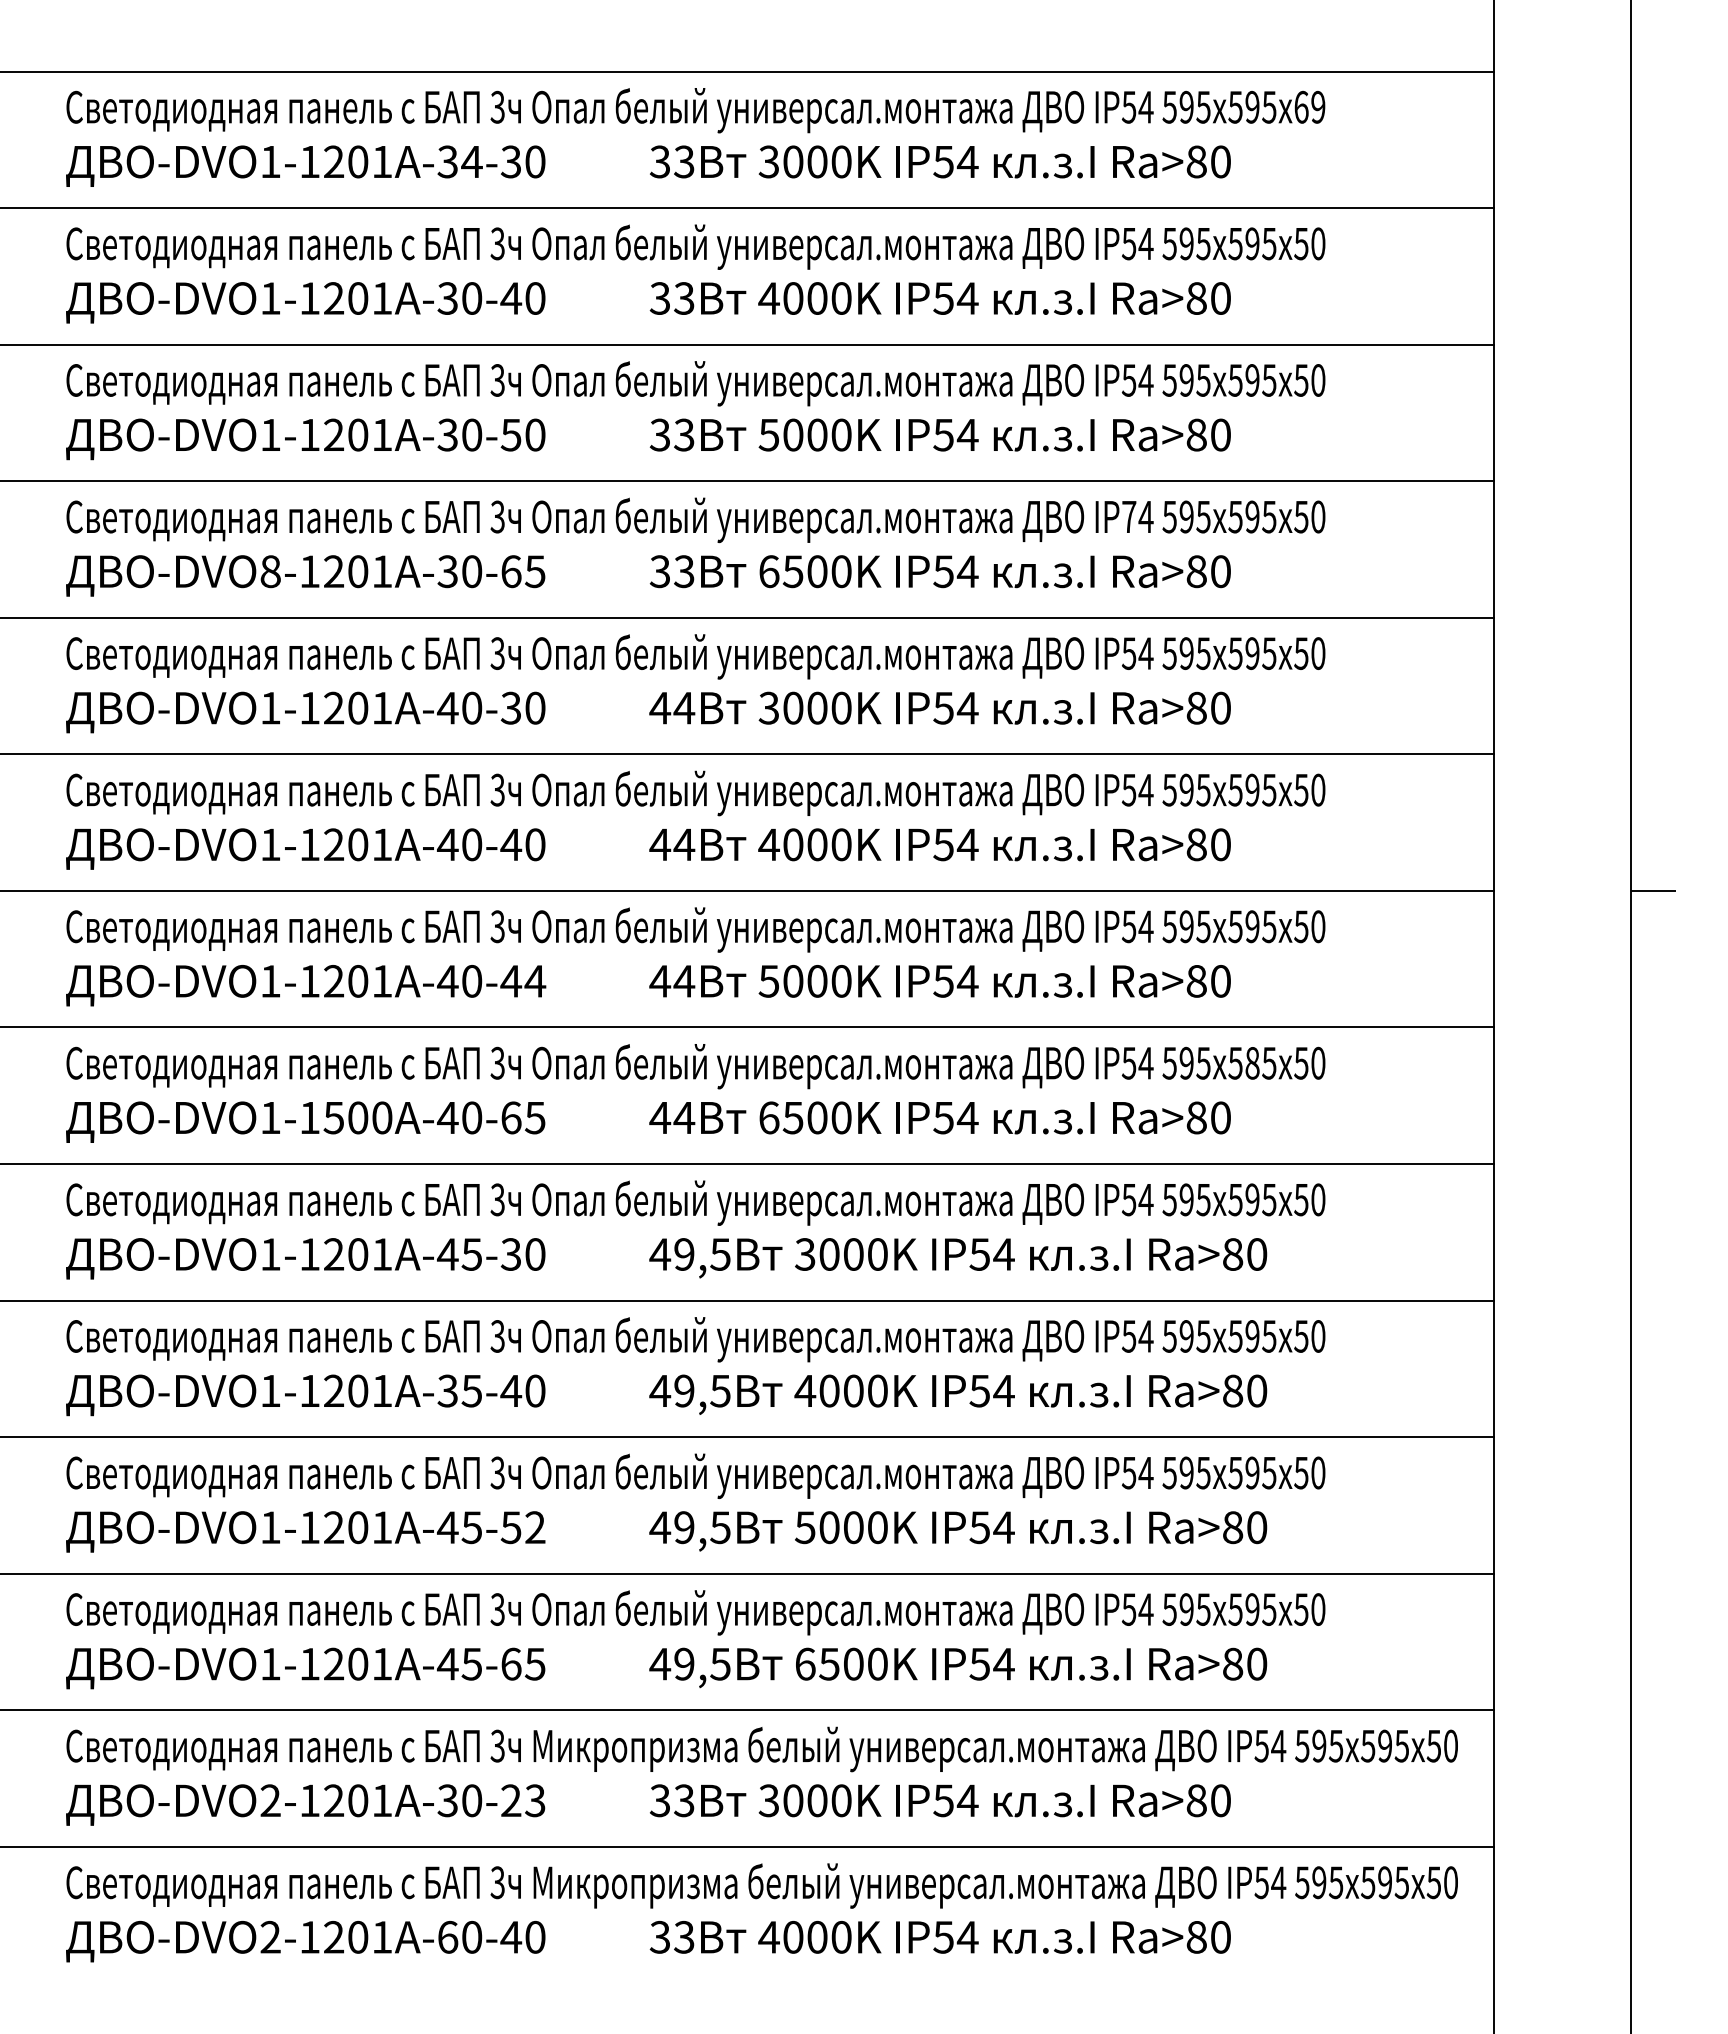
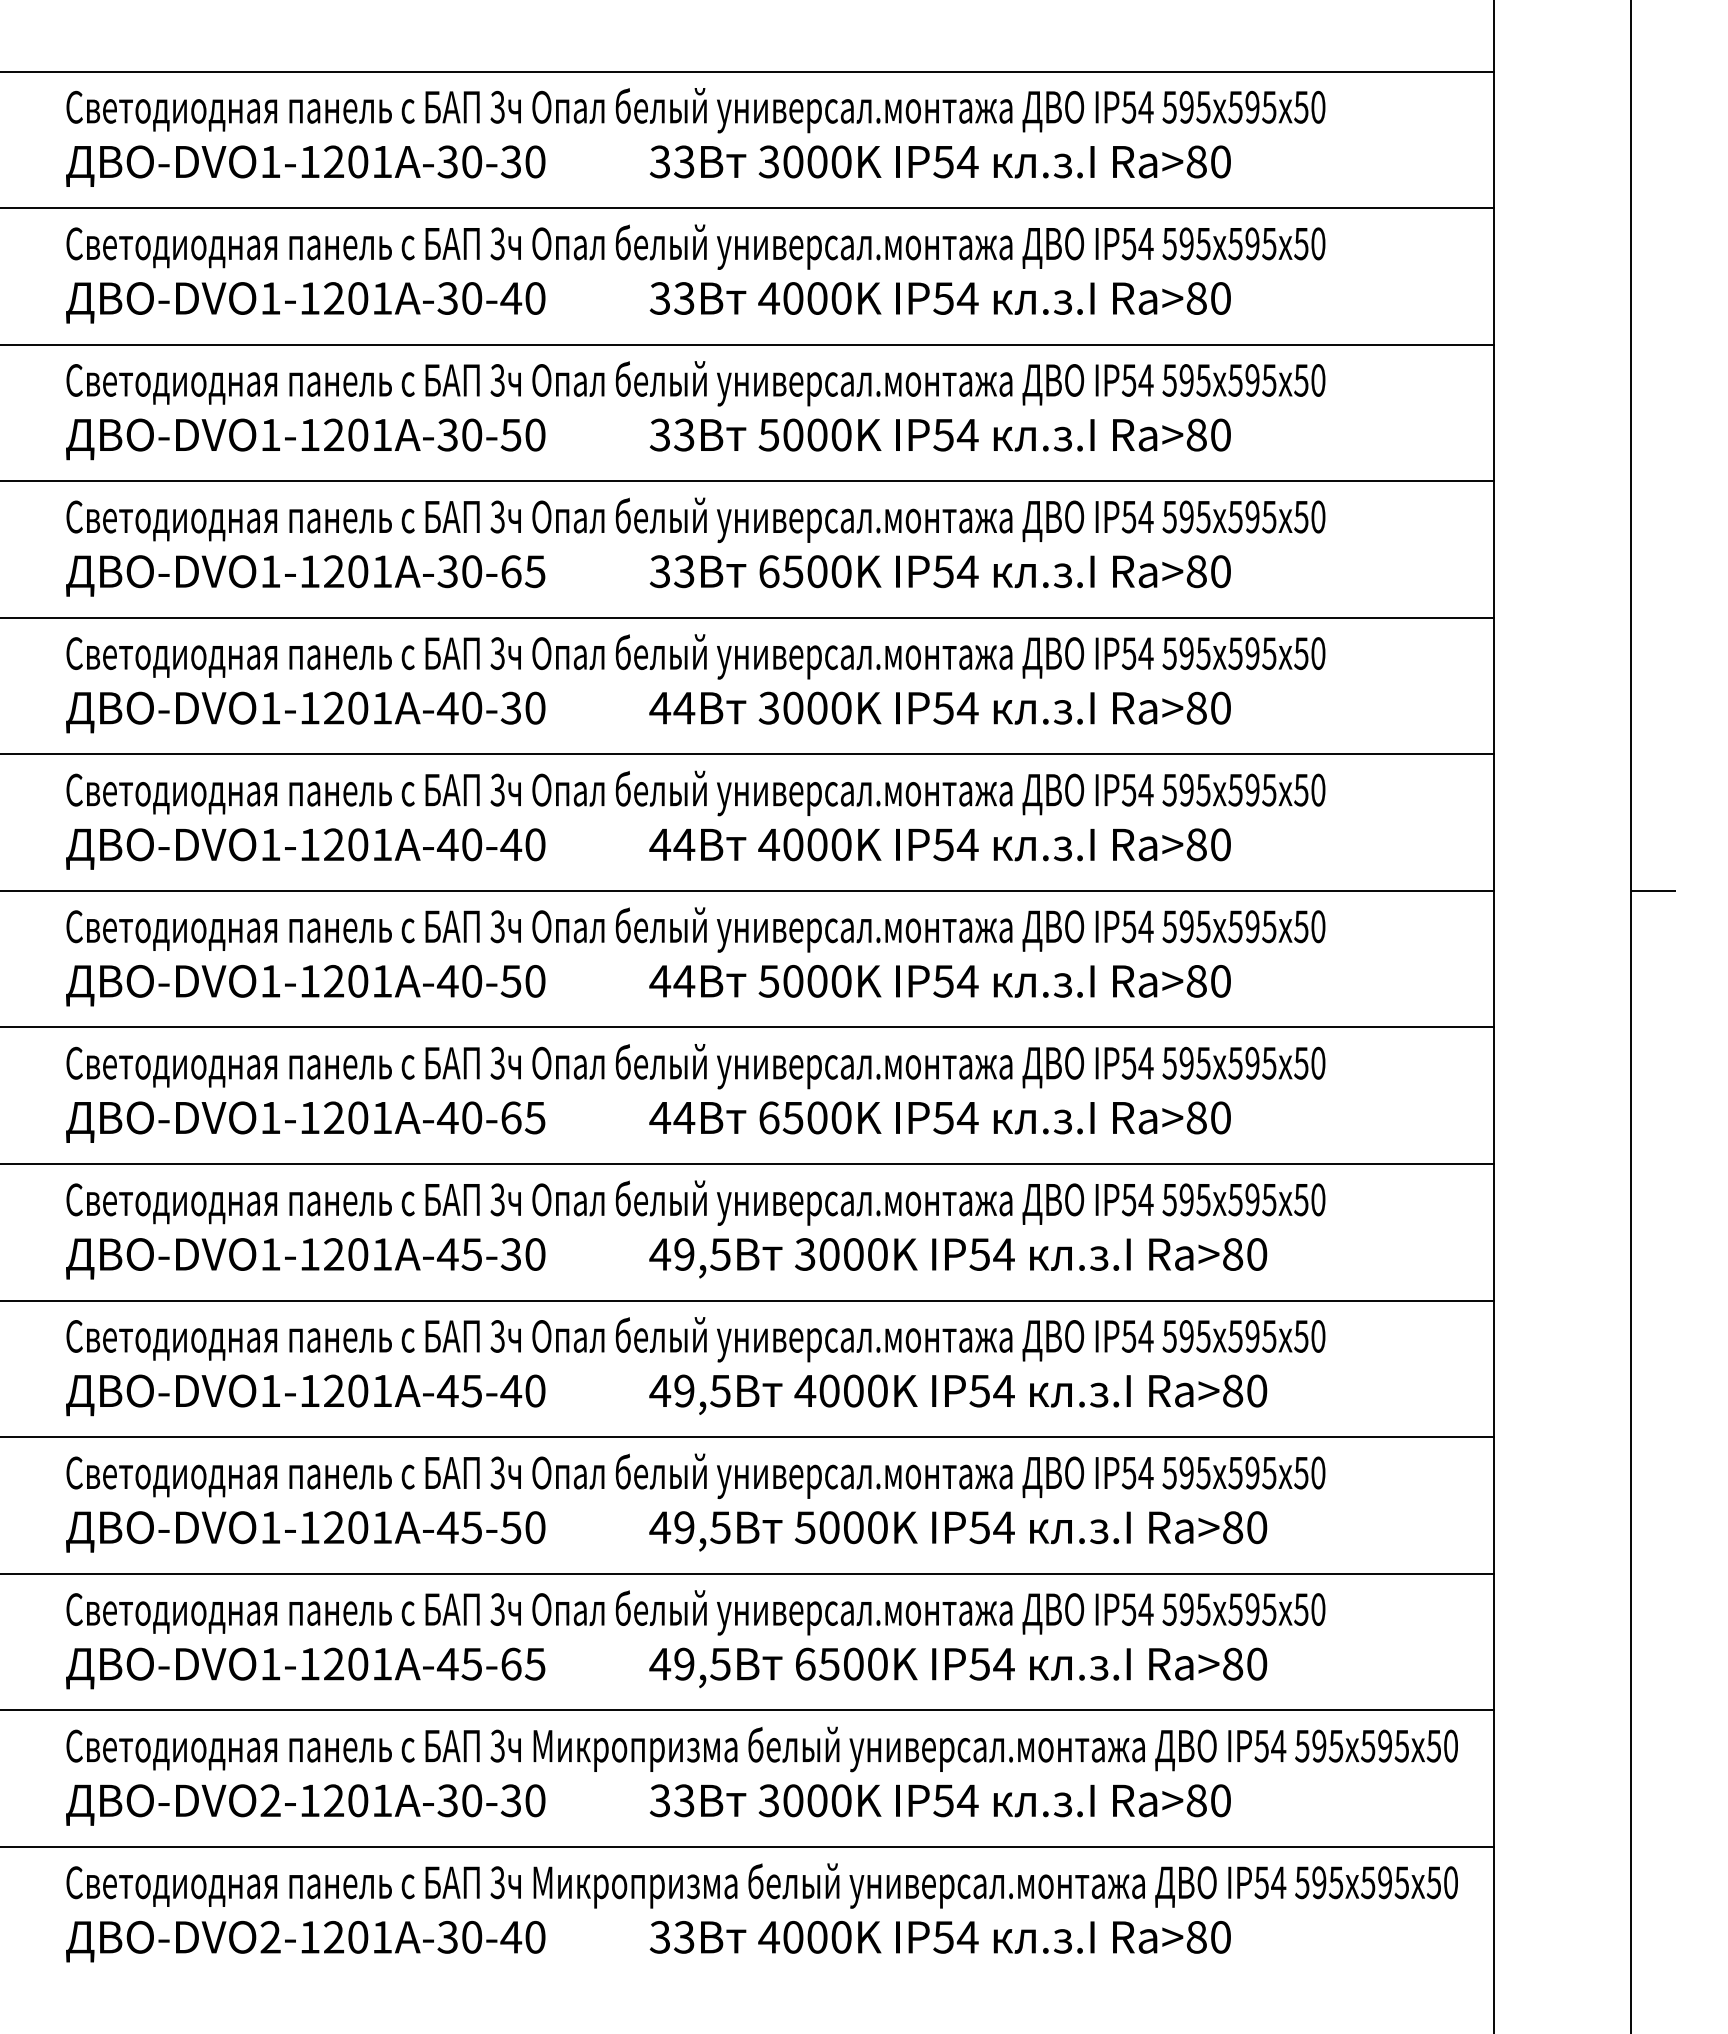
text: 69 -> 50 (1309, 106)
text: -DVO1-1201A-34-30 -> -DVO1-1201A-30-30 (471, 161)
text: IP74 -> IP54 (1128, 517)
text: -DVO8-1201A-30-65 -> -DVO1-1201A-30-65 (270, 571)
text: -DVO1-1201A-40-44 -> -DVO1-1201A-40-50 (523, 980)
text: 585 -> 595 (1252, 1062)
text: -DVO1-1500A-40-65 -> -DVO1-1201A-40-65 (357, 1117)
text: -DVO1-1201A-35-40 -> -DVO1-1201A-45-40 (447, 1390)
text: -DVO1-1201A-45-52 -> -DVO1-1201A-45-50 (535, 1527)
text: -DVO2-1201A-30-23 -> -DVO2-1201A-30-30 (522, 1800)
text: -DVO2-1201A-60-40 -> -DVO2-1201A-30-40 (447, 1936)
